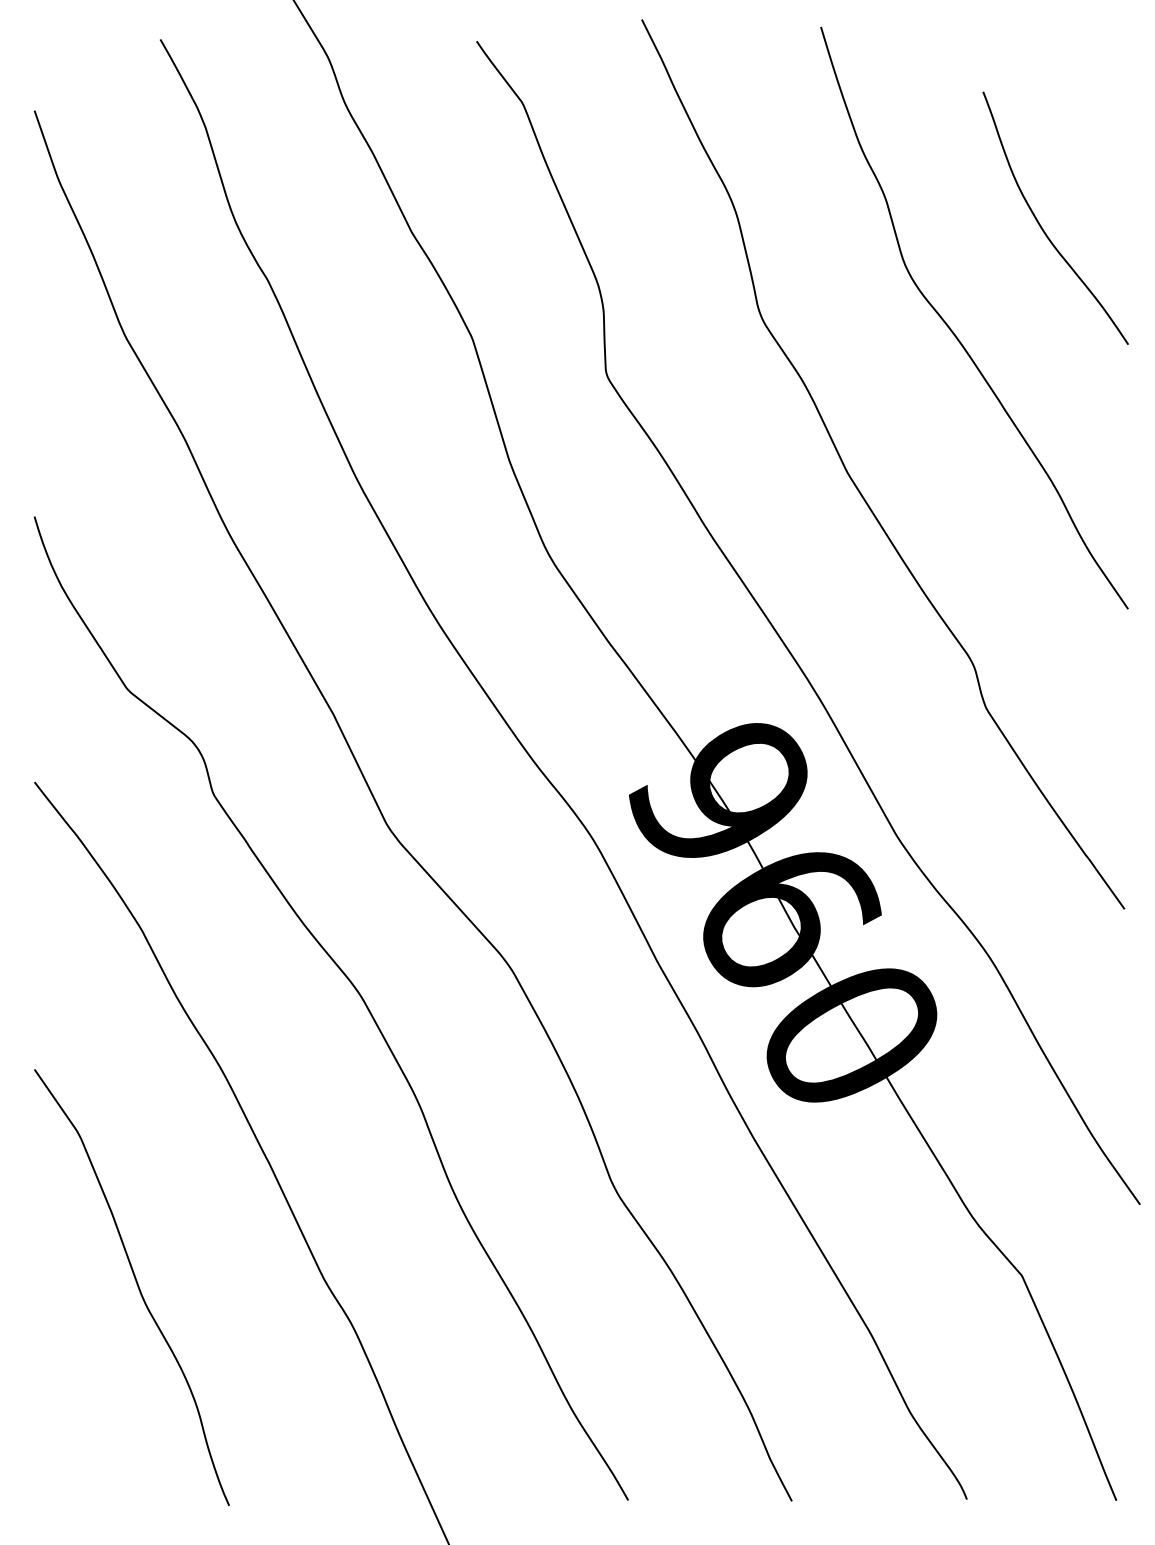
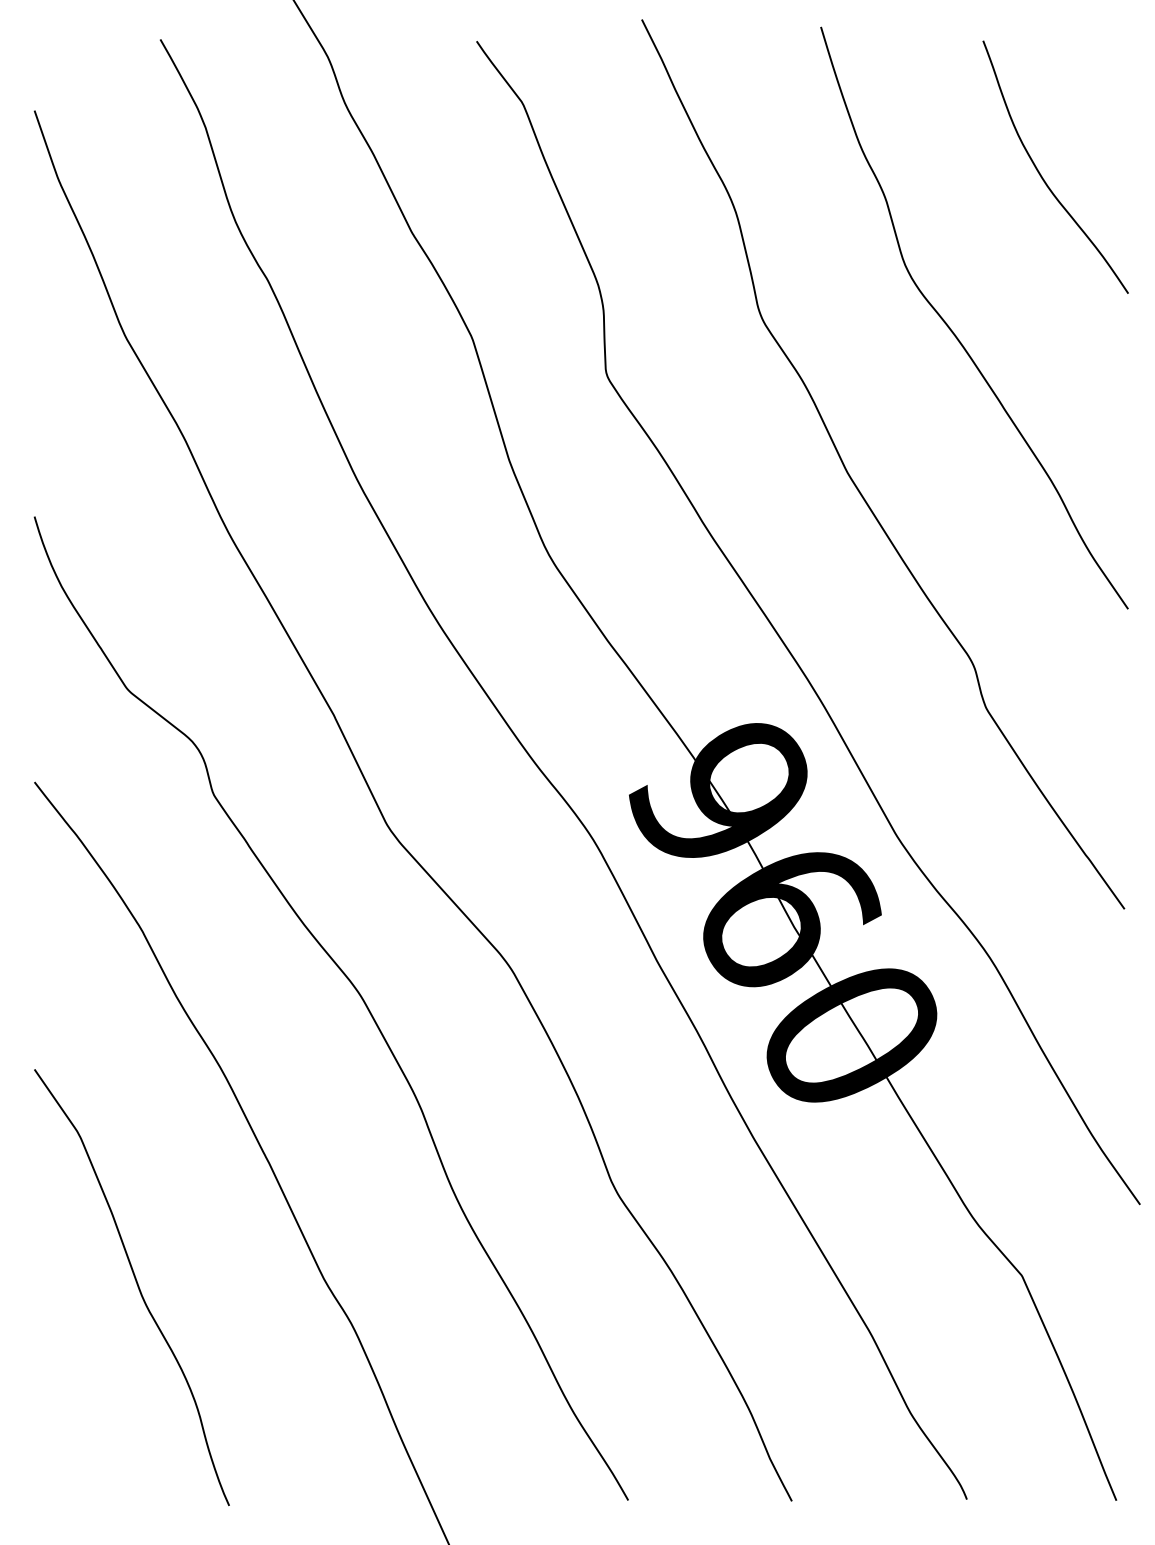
curve position: (1041, 225) -> (1041, 174) (1041, 174)
